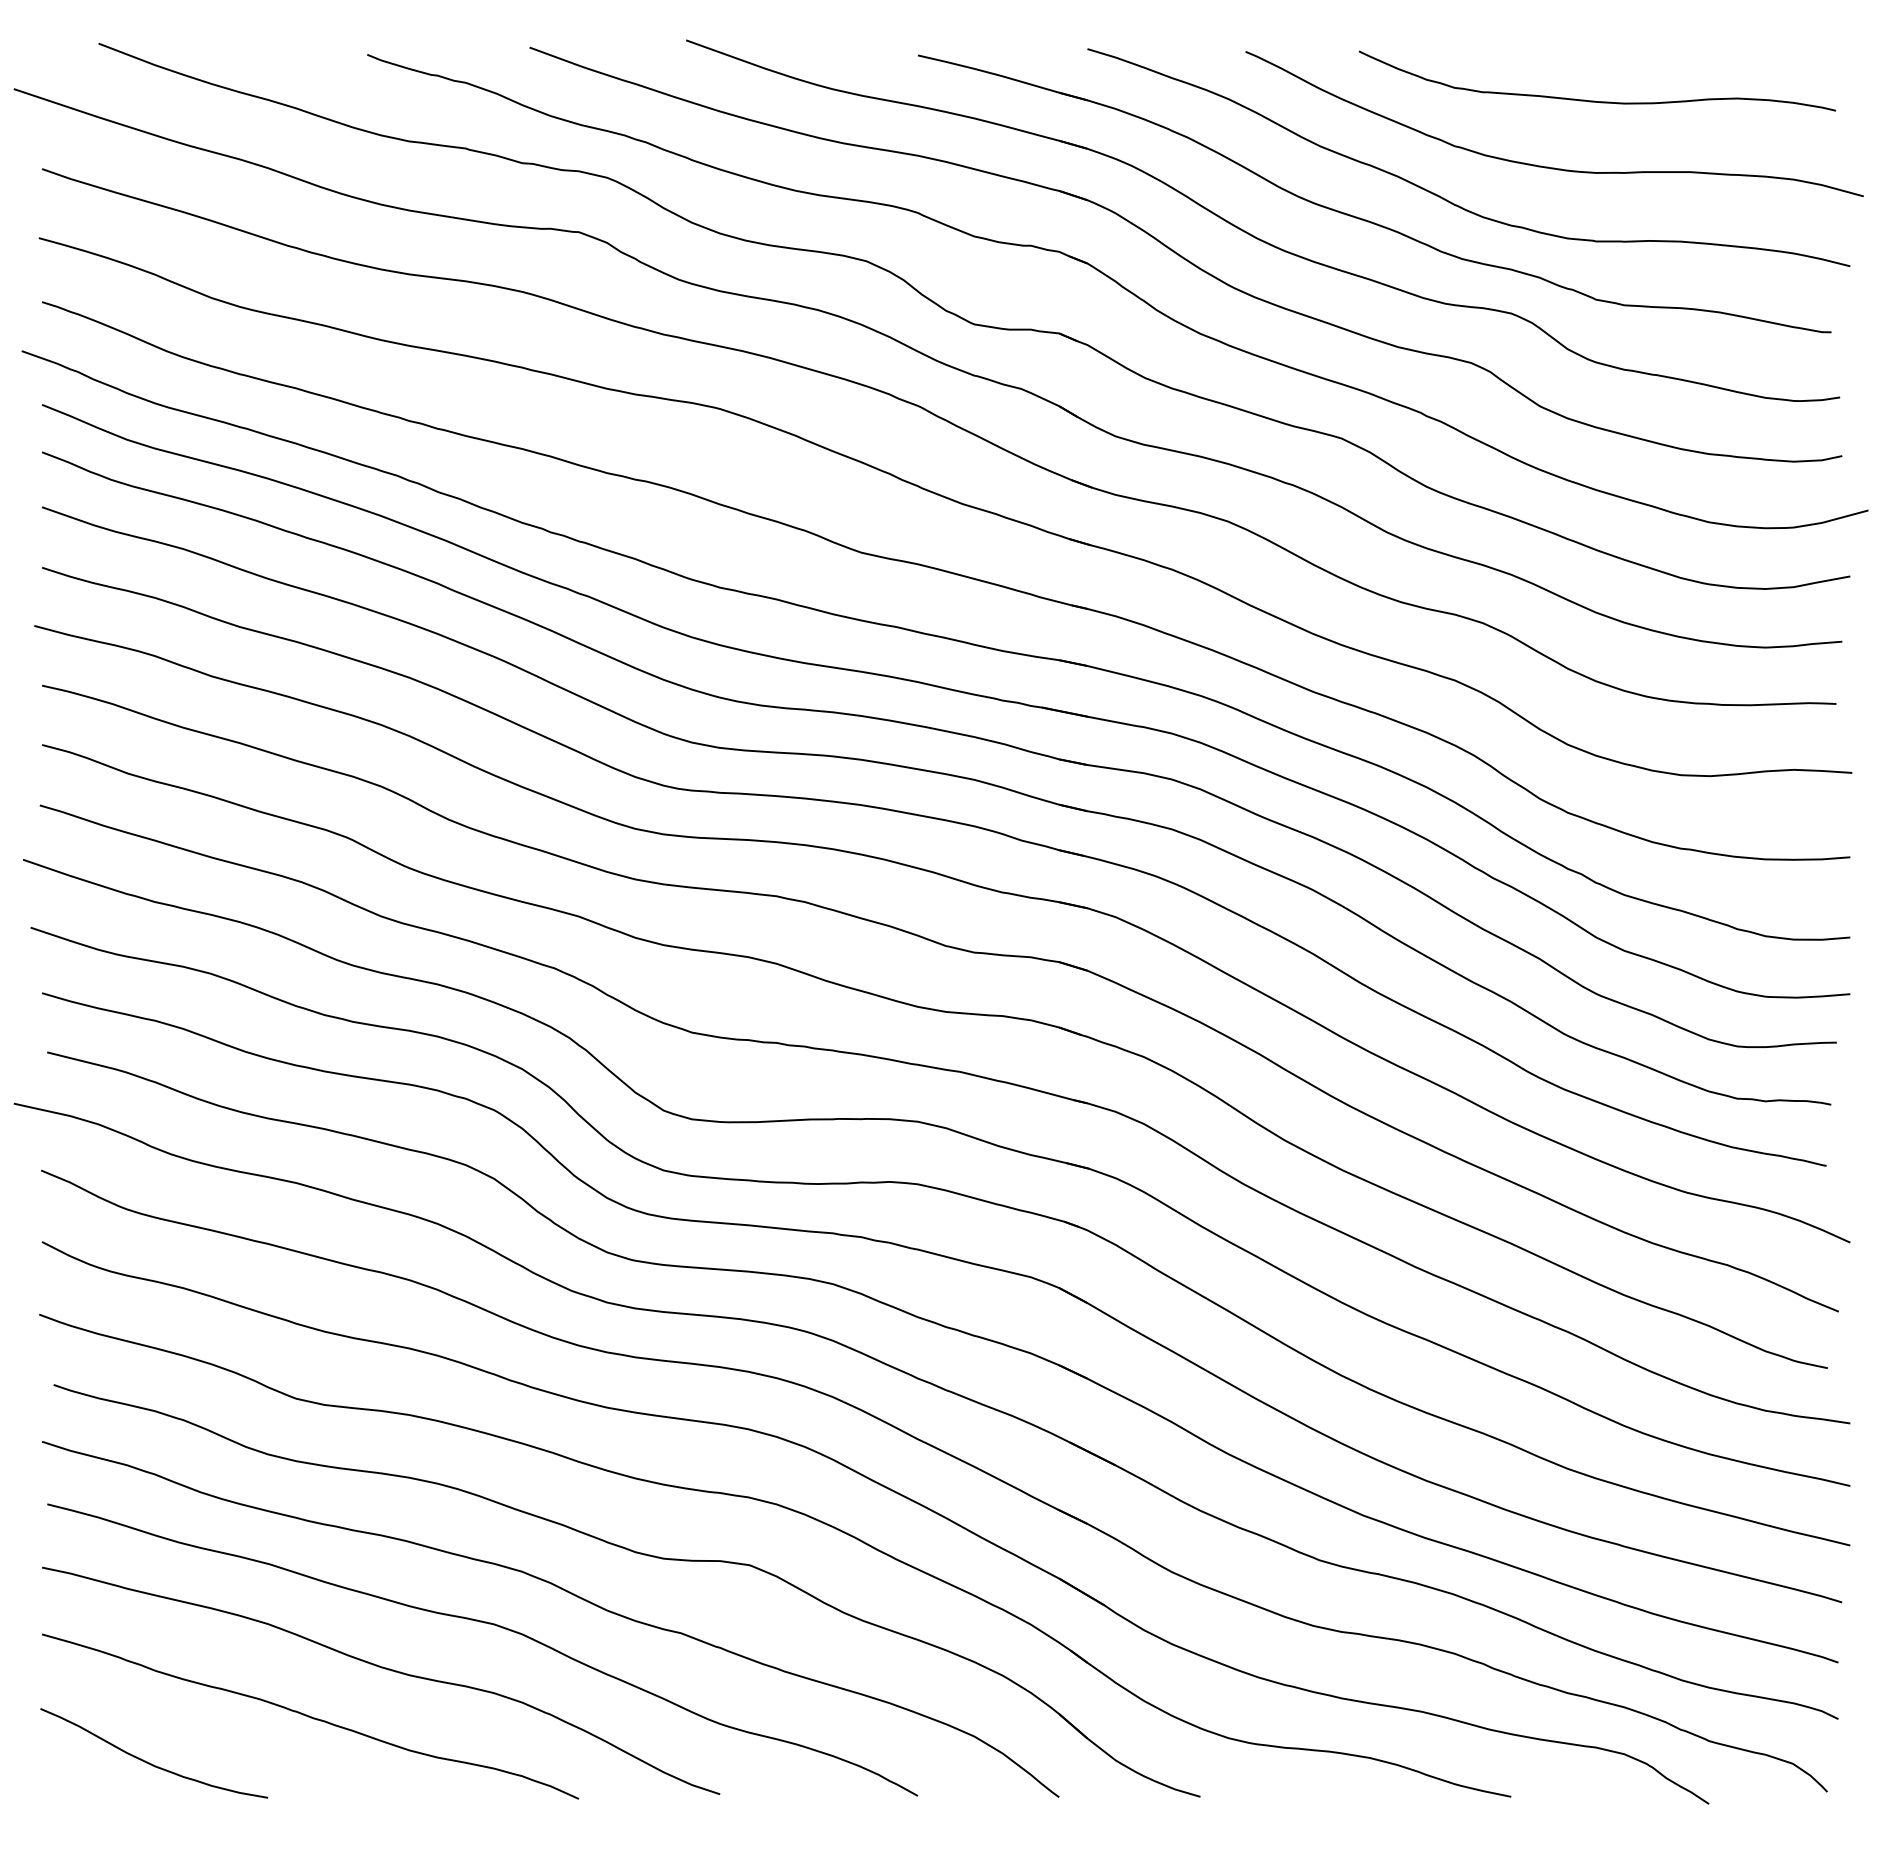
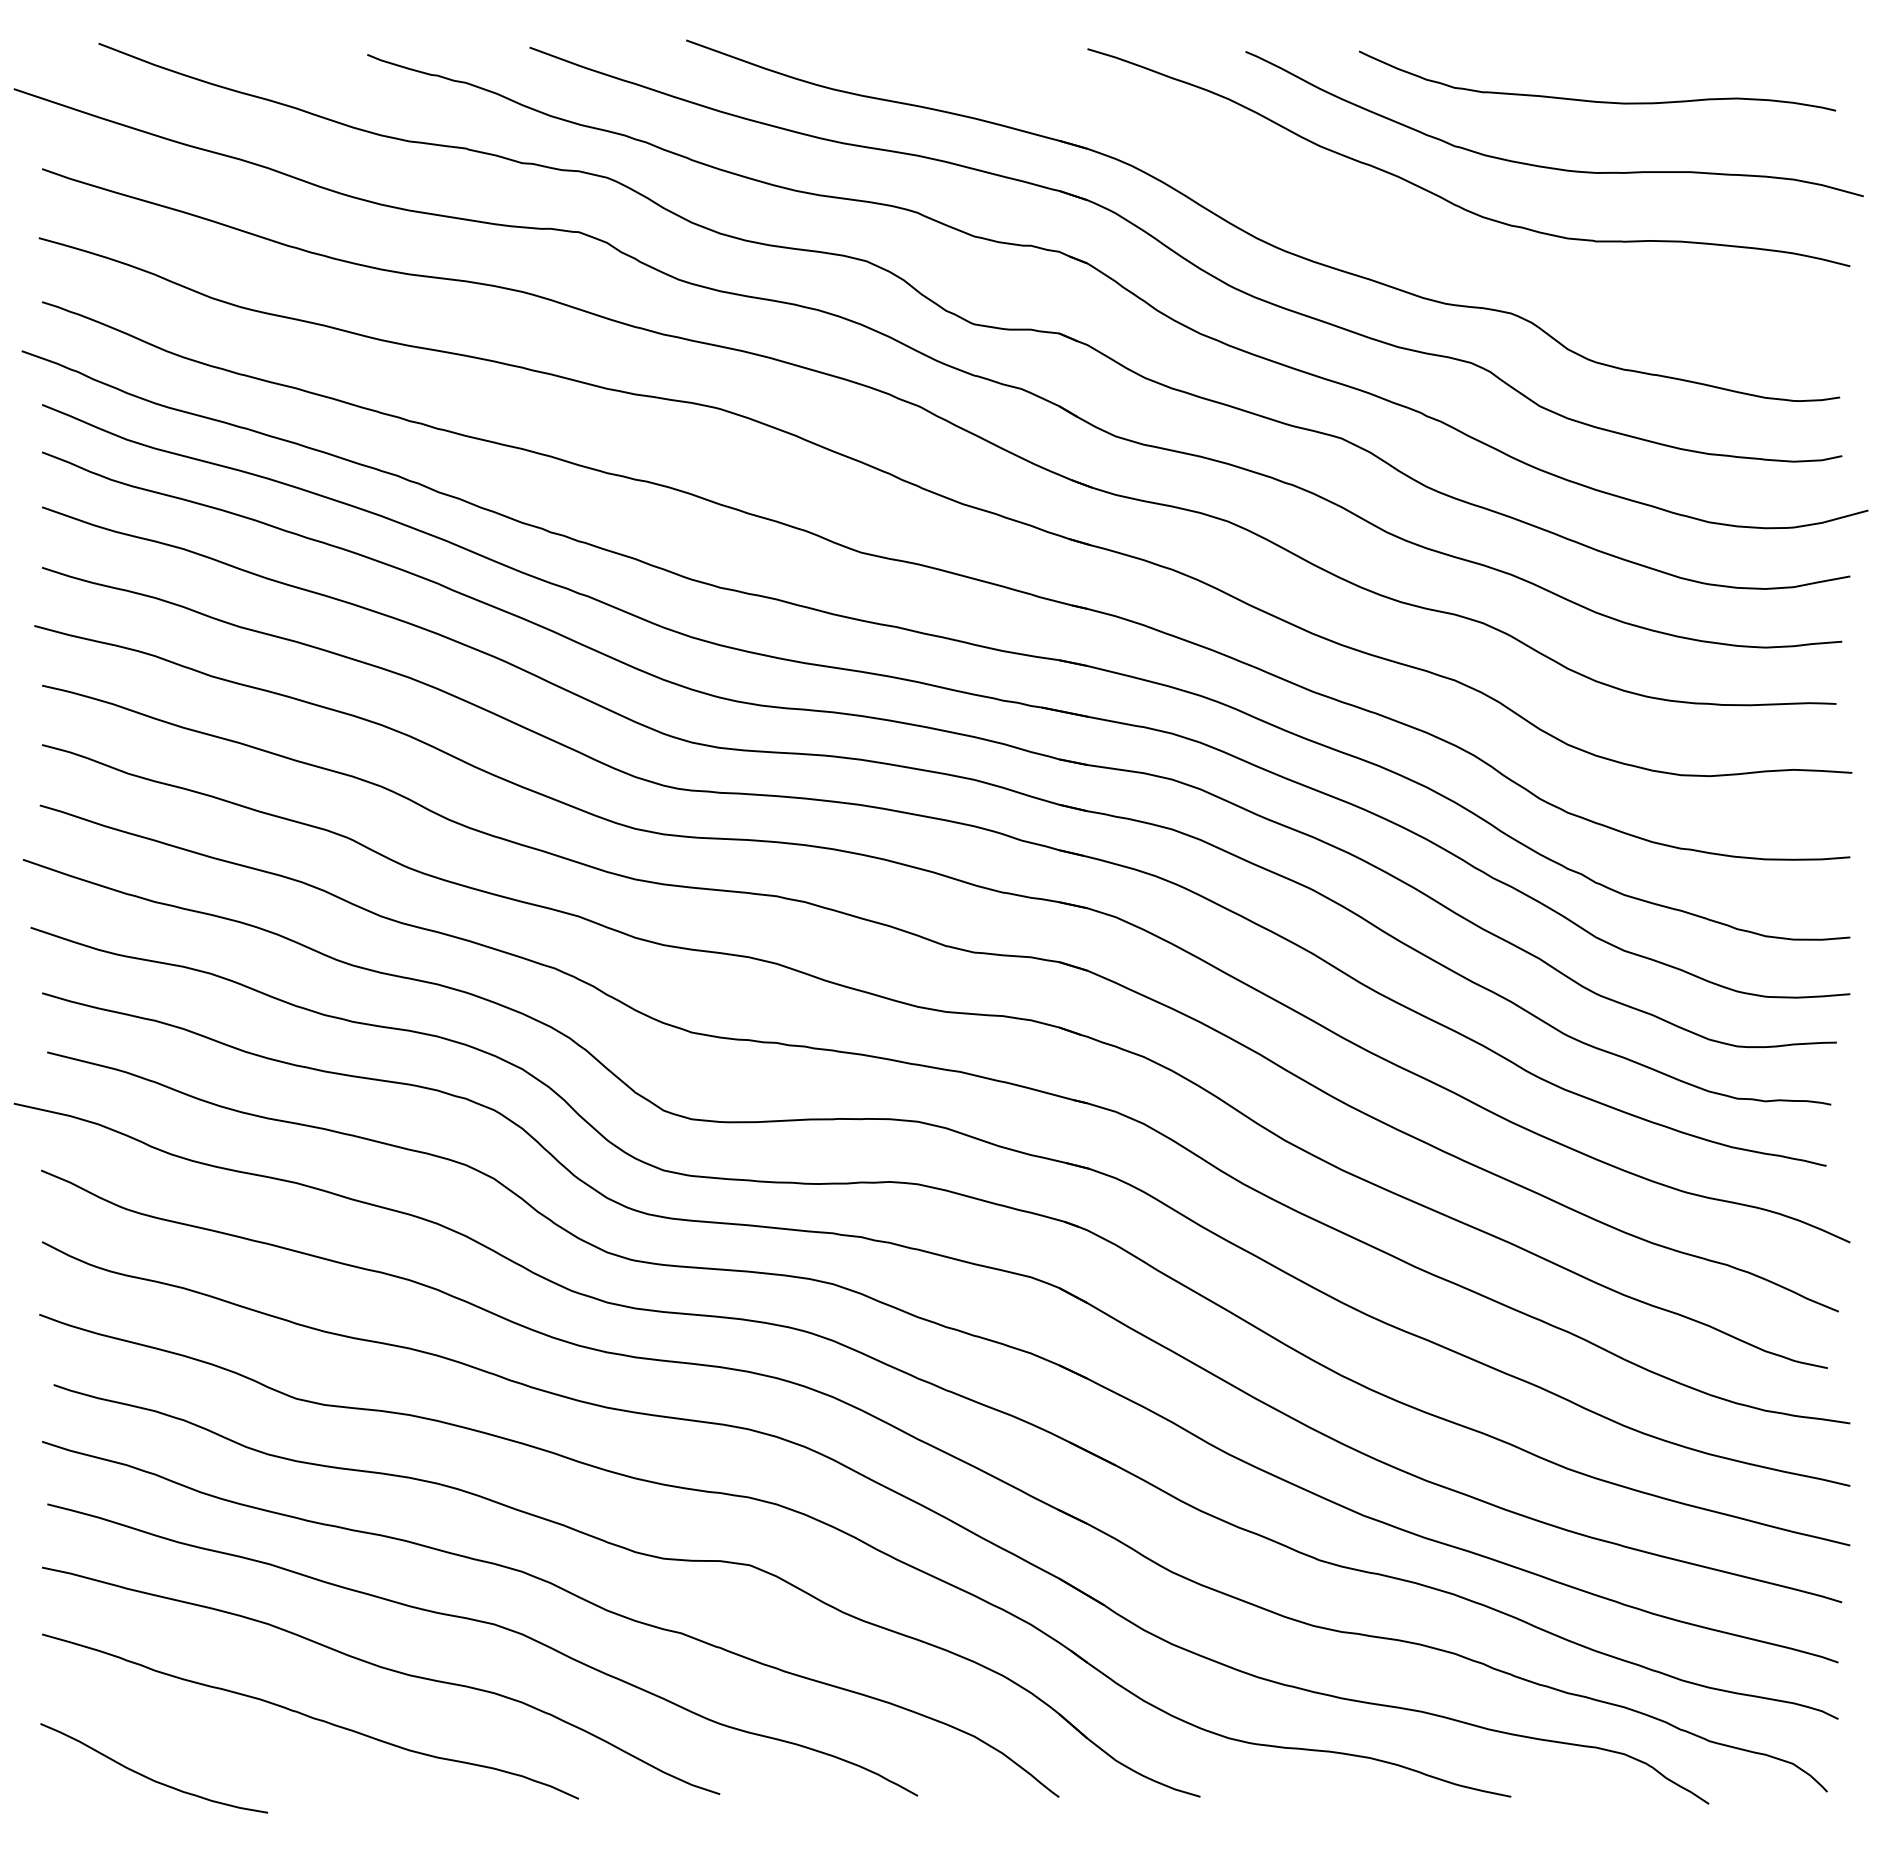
part: present -> none (1366, 219)
curve position: (149, 1762) -> (149, 1777) (149, 1777)
